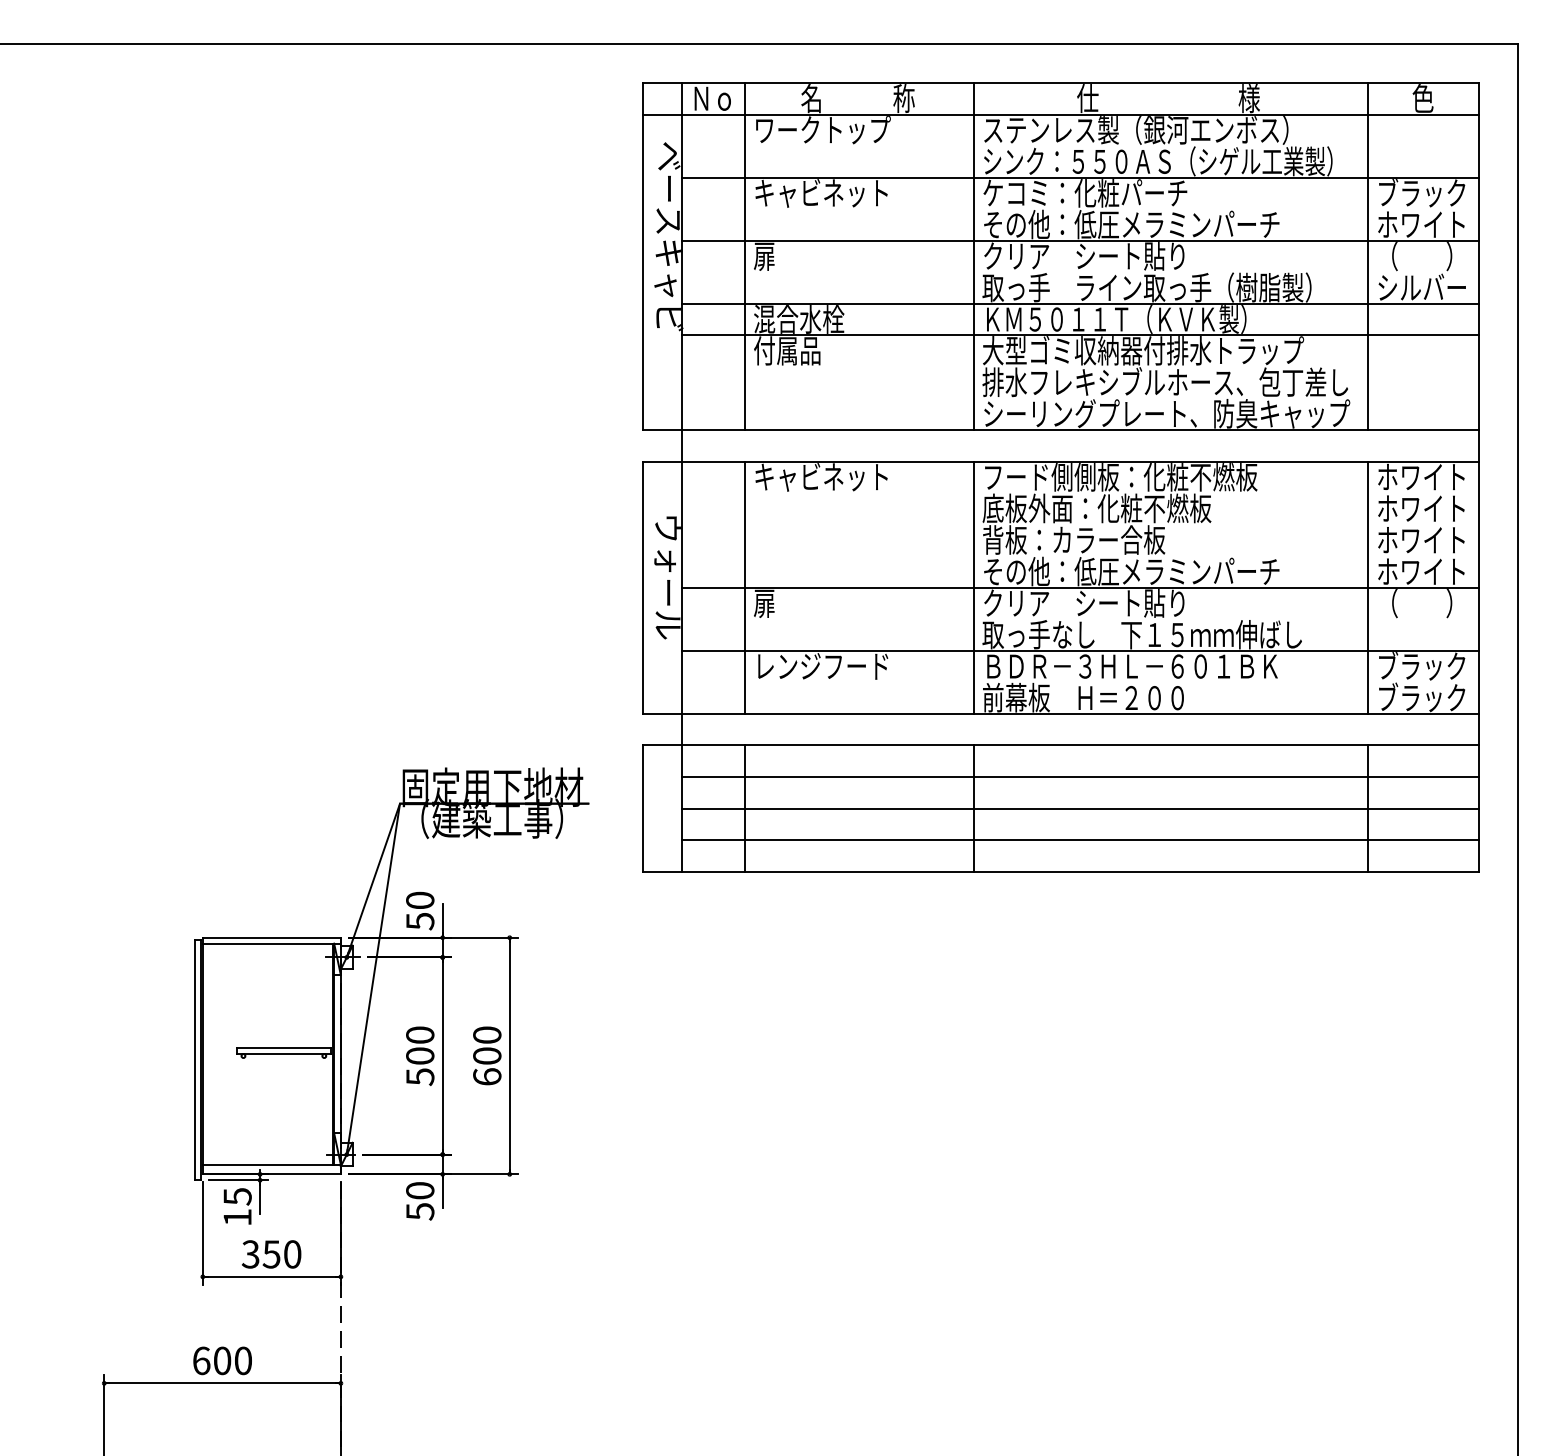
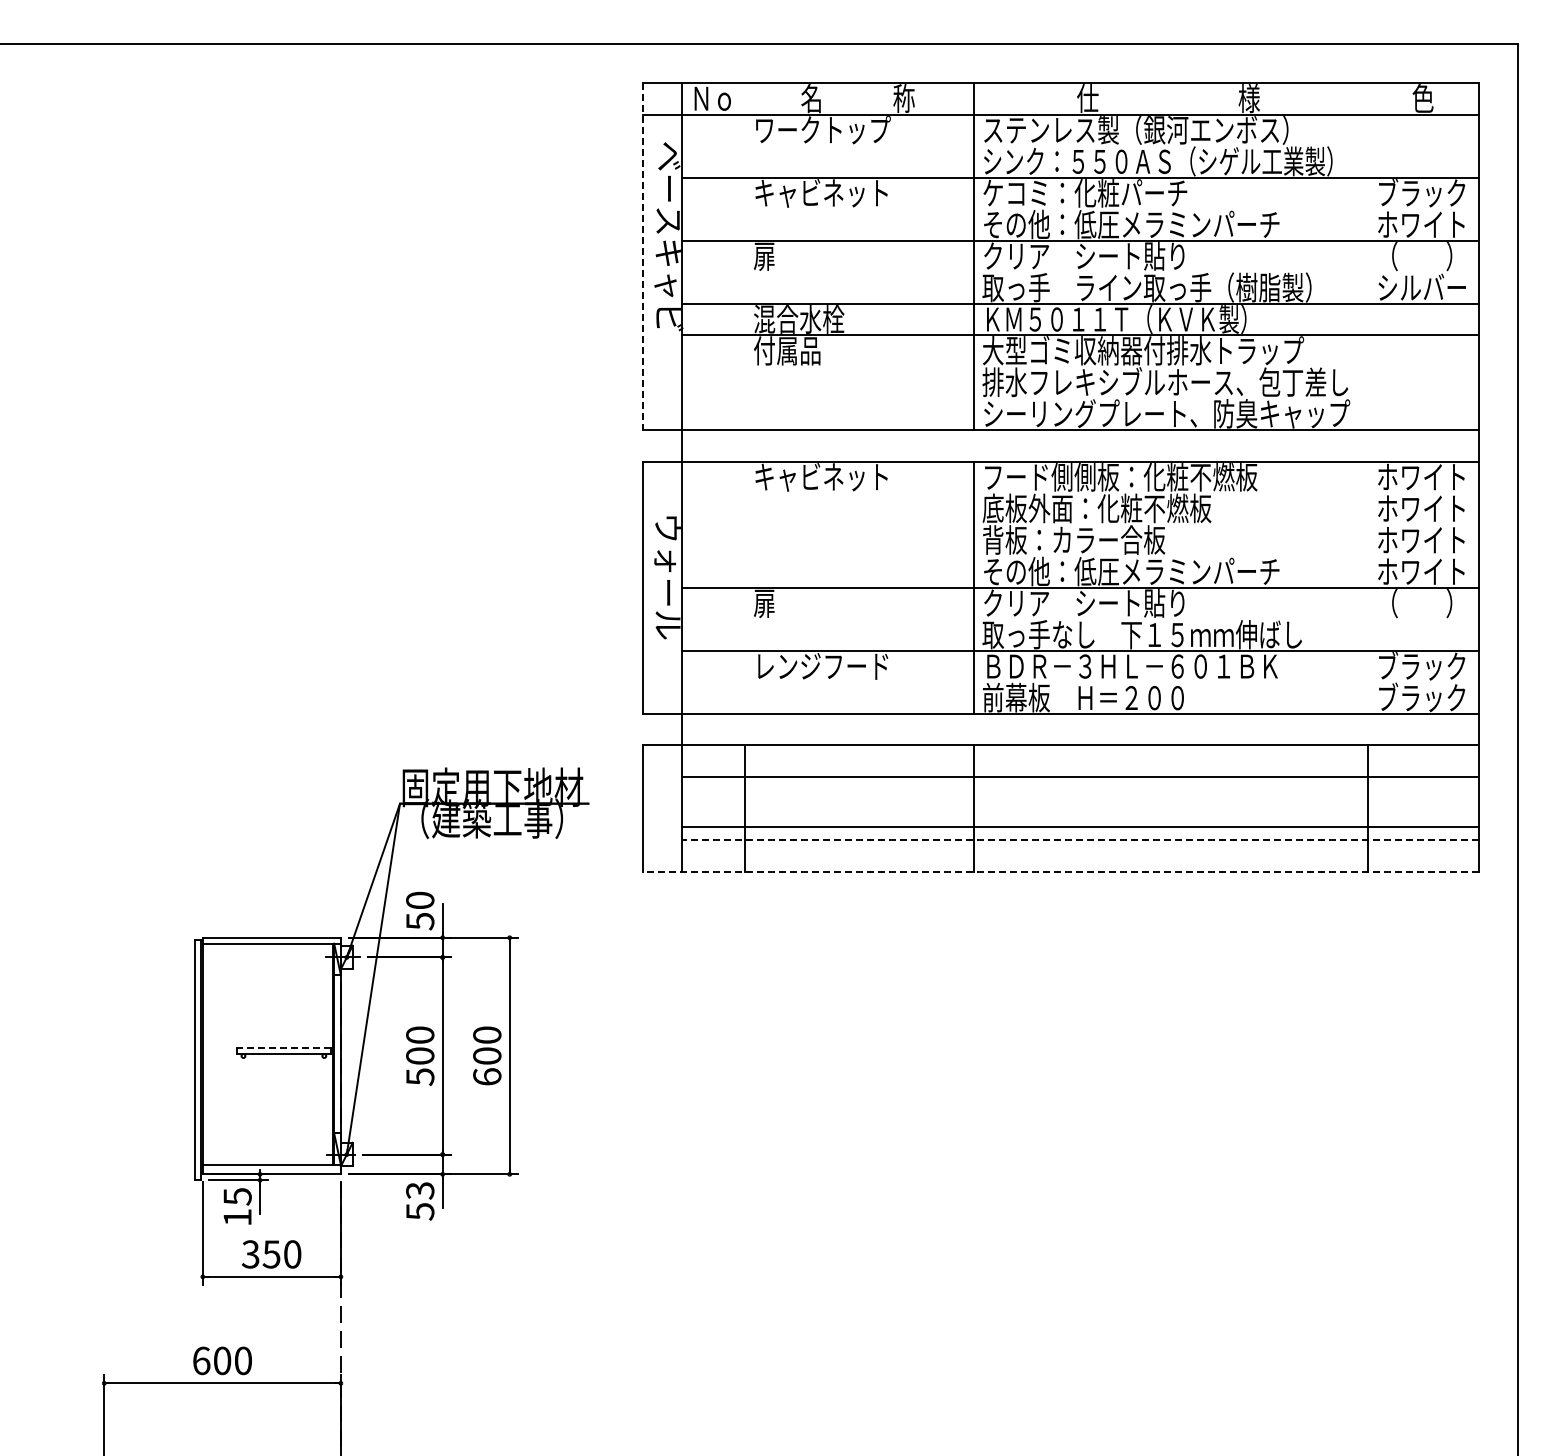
line: solid -> dashed (642, 256)
line: present -> none (745, 256)
line: present -> none (1368, 256)
line: present -> none (745, 587)
line: present -> none (1368, 587)
line position: (1080, 808) -> (1080, 826) (1080, 826)
line: solid -> dashed (1079, 840)
line: solid -> dashed (1060, 871)
line: solid -> dashed (283, 1048)
text: 50 -> 53 (420, 1190)
